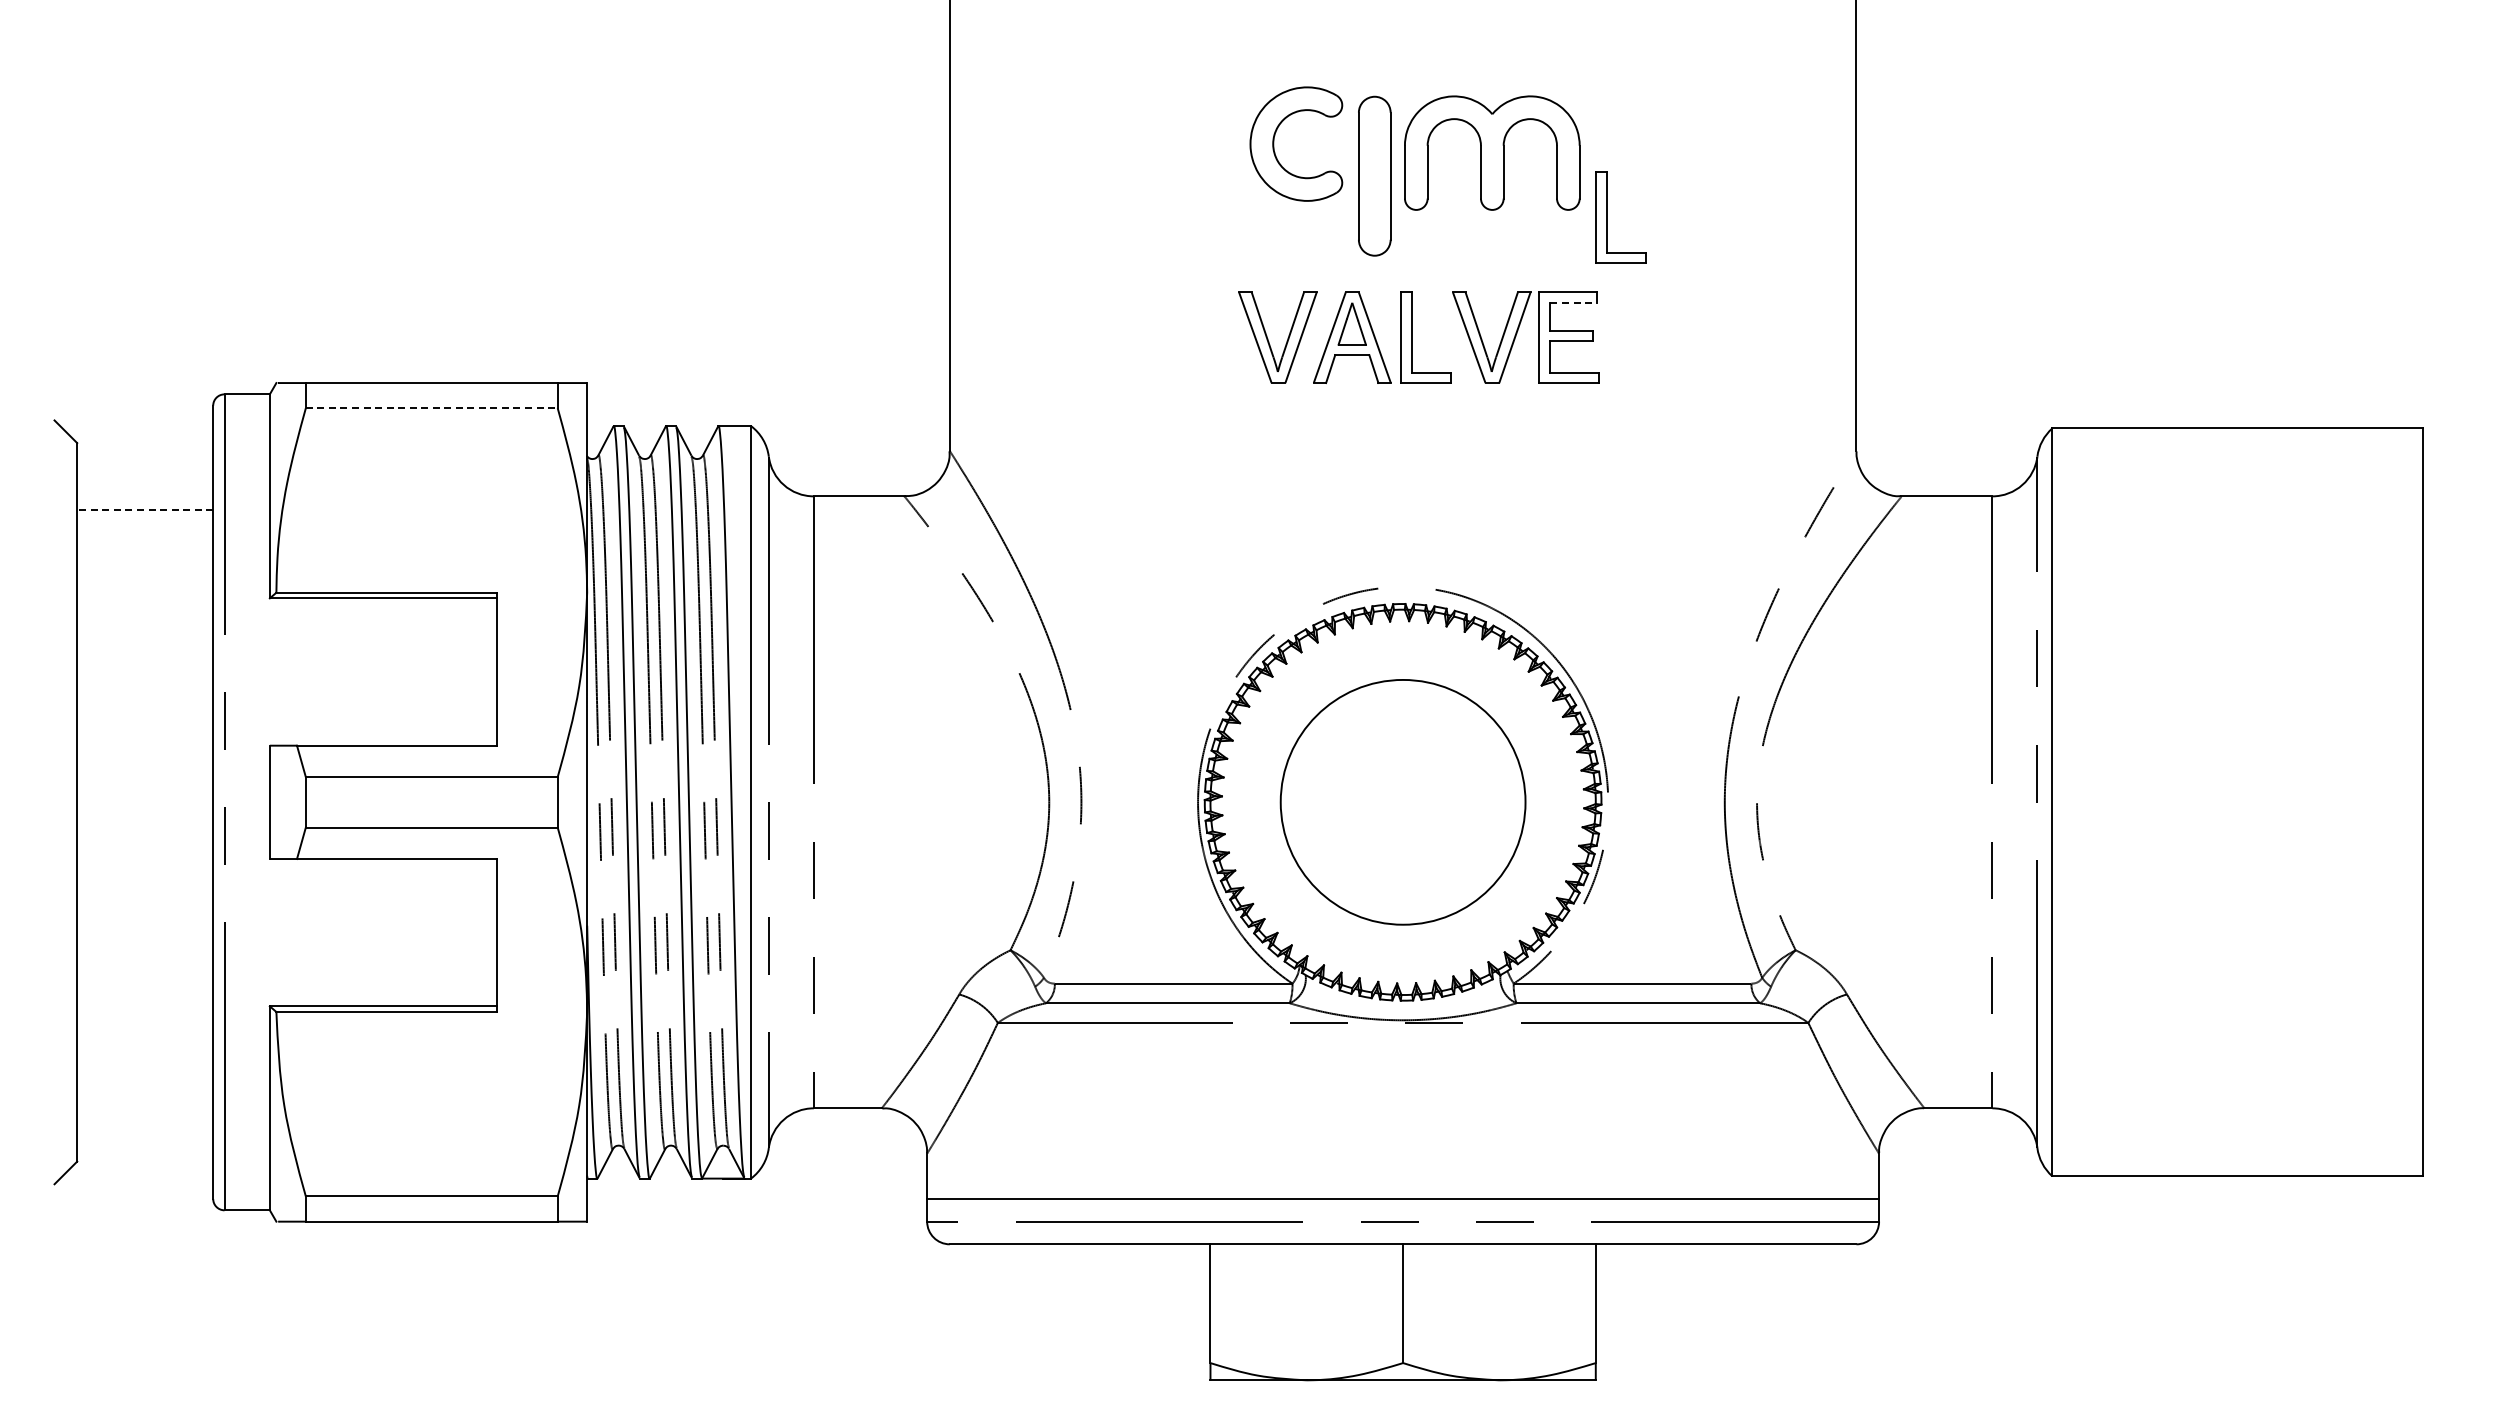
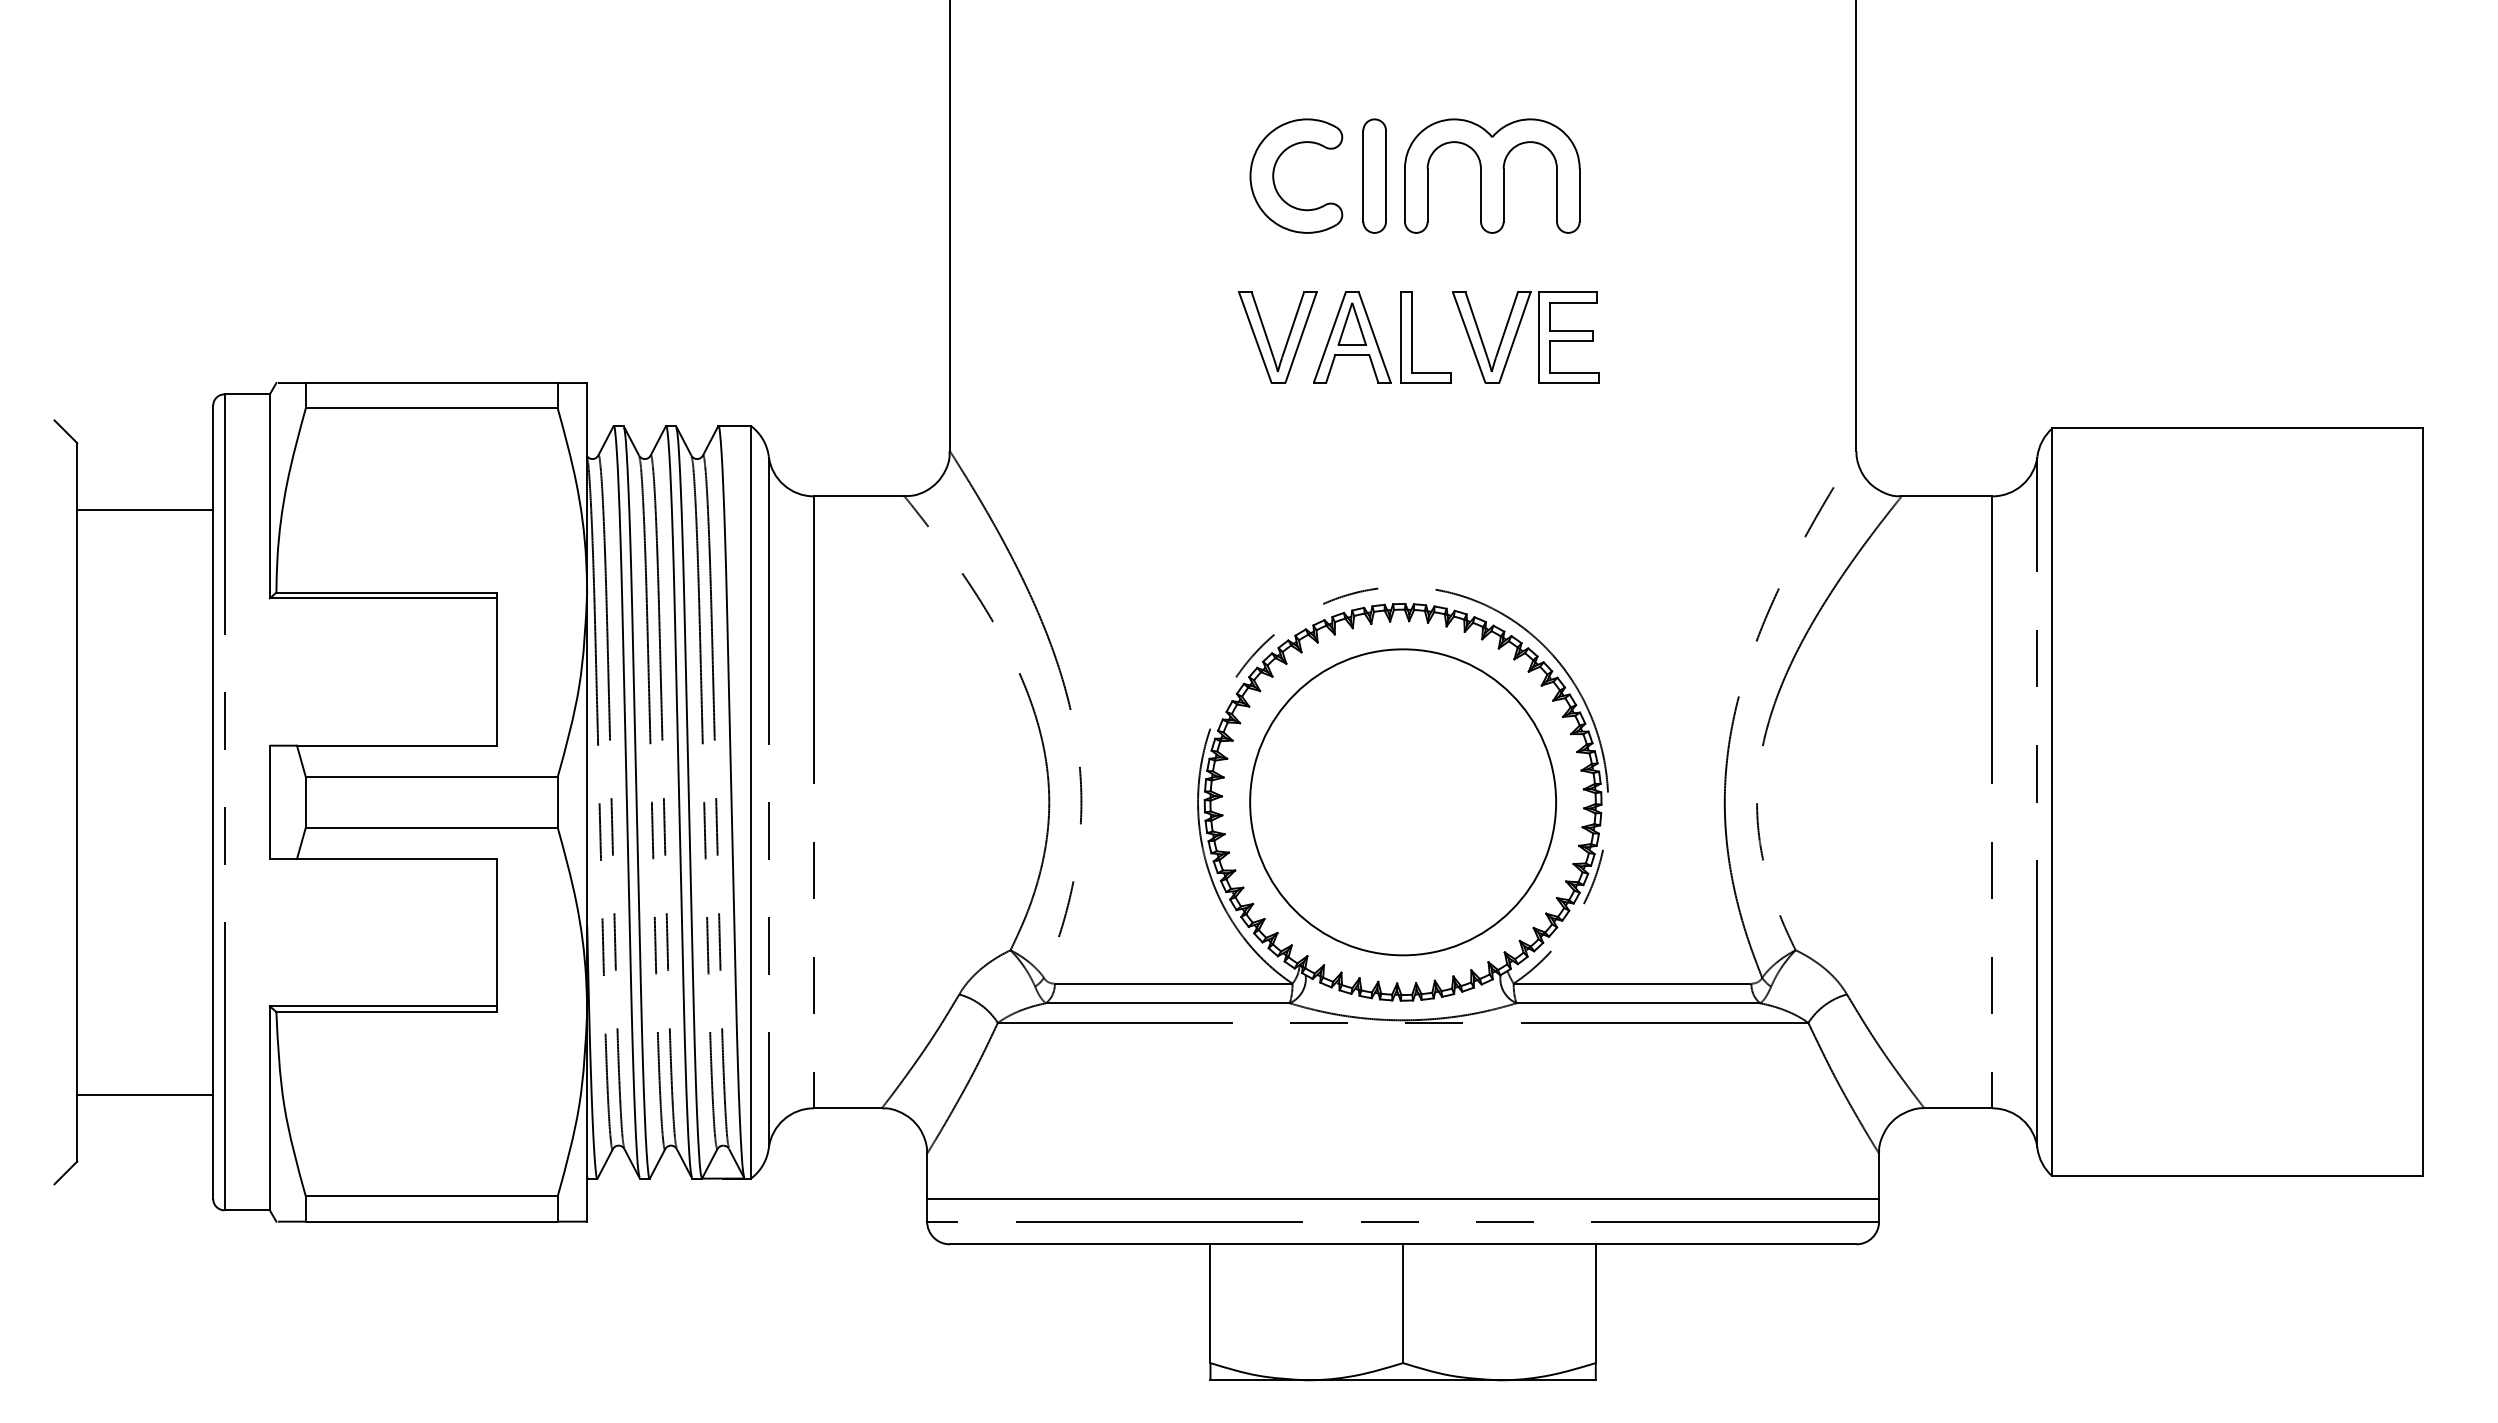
part position: (1274, 143) -> (1274, 175) (1274, 175)
part position: (1492, 152) -> (1492, 175) (1492, 175)
part size: 34x162 px -> 25x116 px (1374, 175)
part: present -> none (1607, 217)
line: dashed -> solid (1574, 302)
line: dashed -> solid (431, 408)
line: dashed -> solid (145, 509)
circle diameter: 245 px -> 306 px (1403, 802)
line: none -> present (145, 1094)
